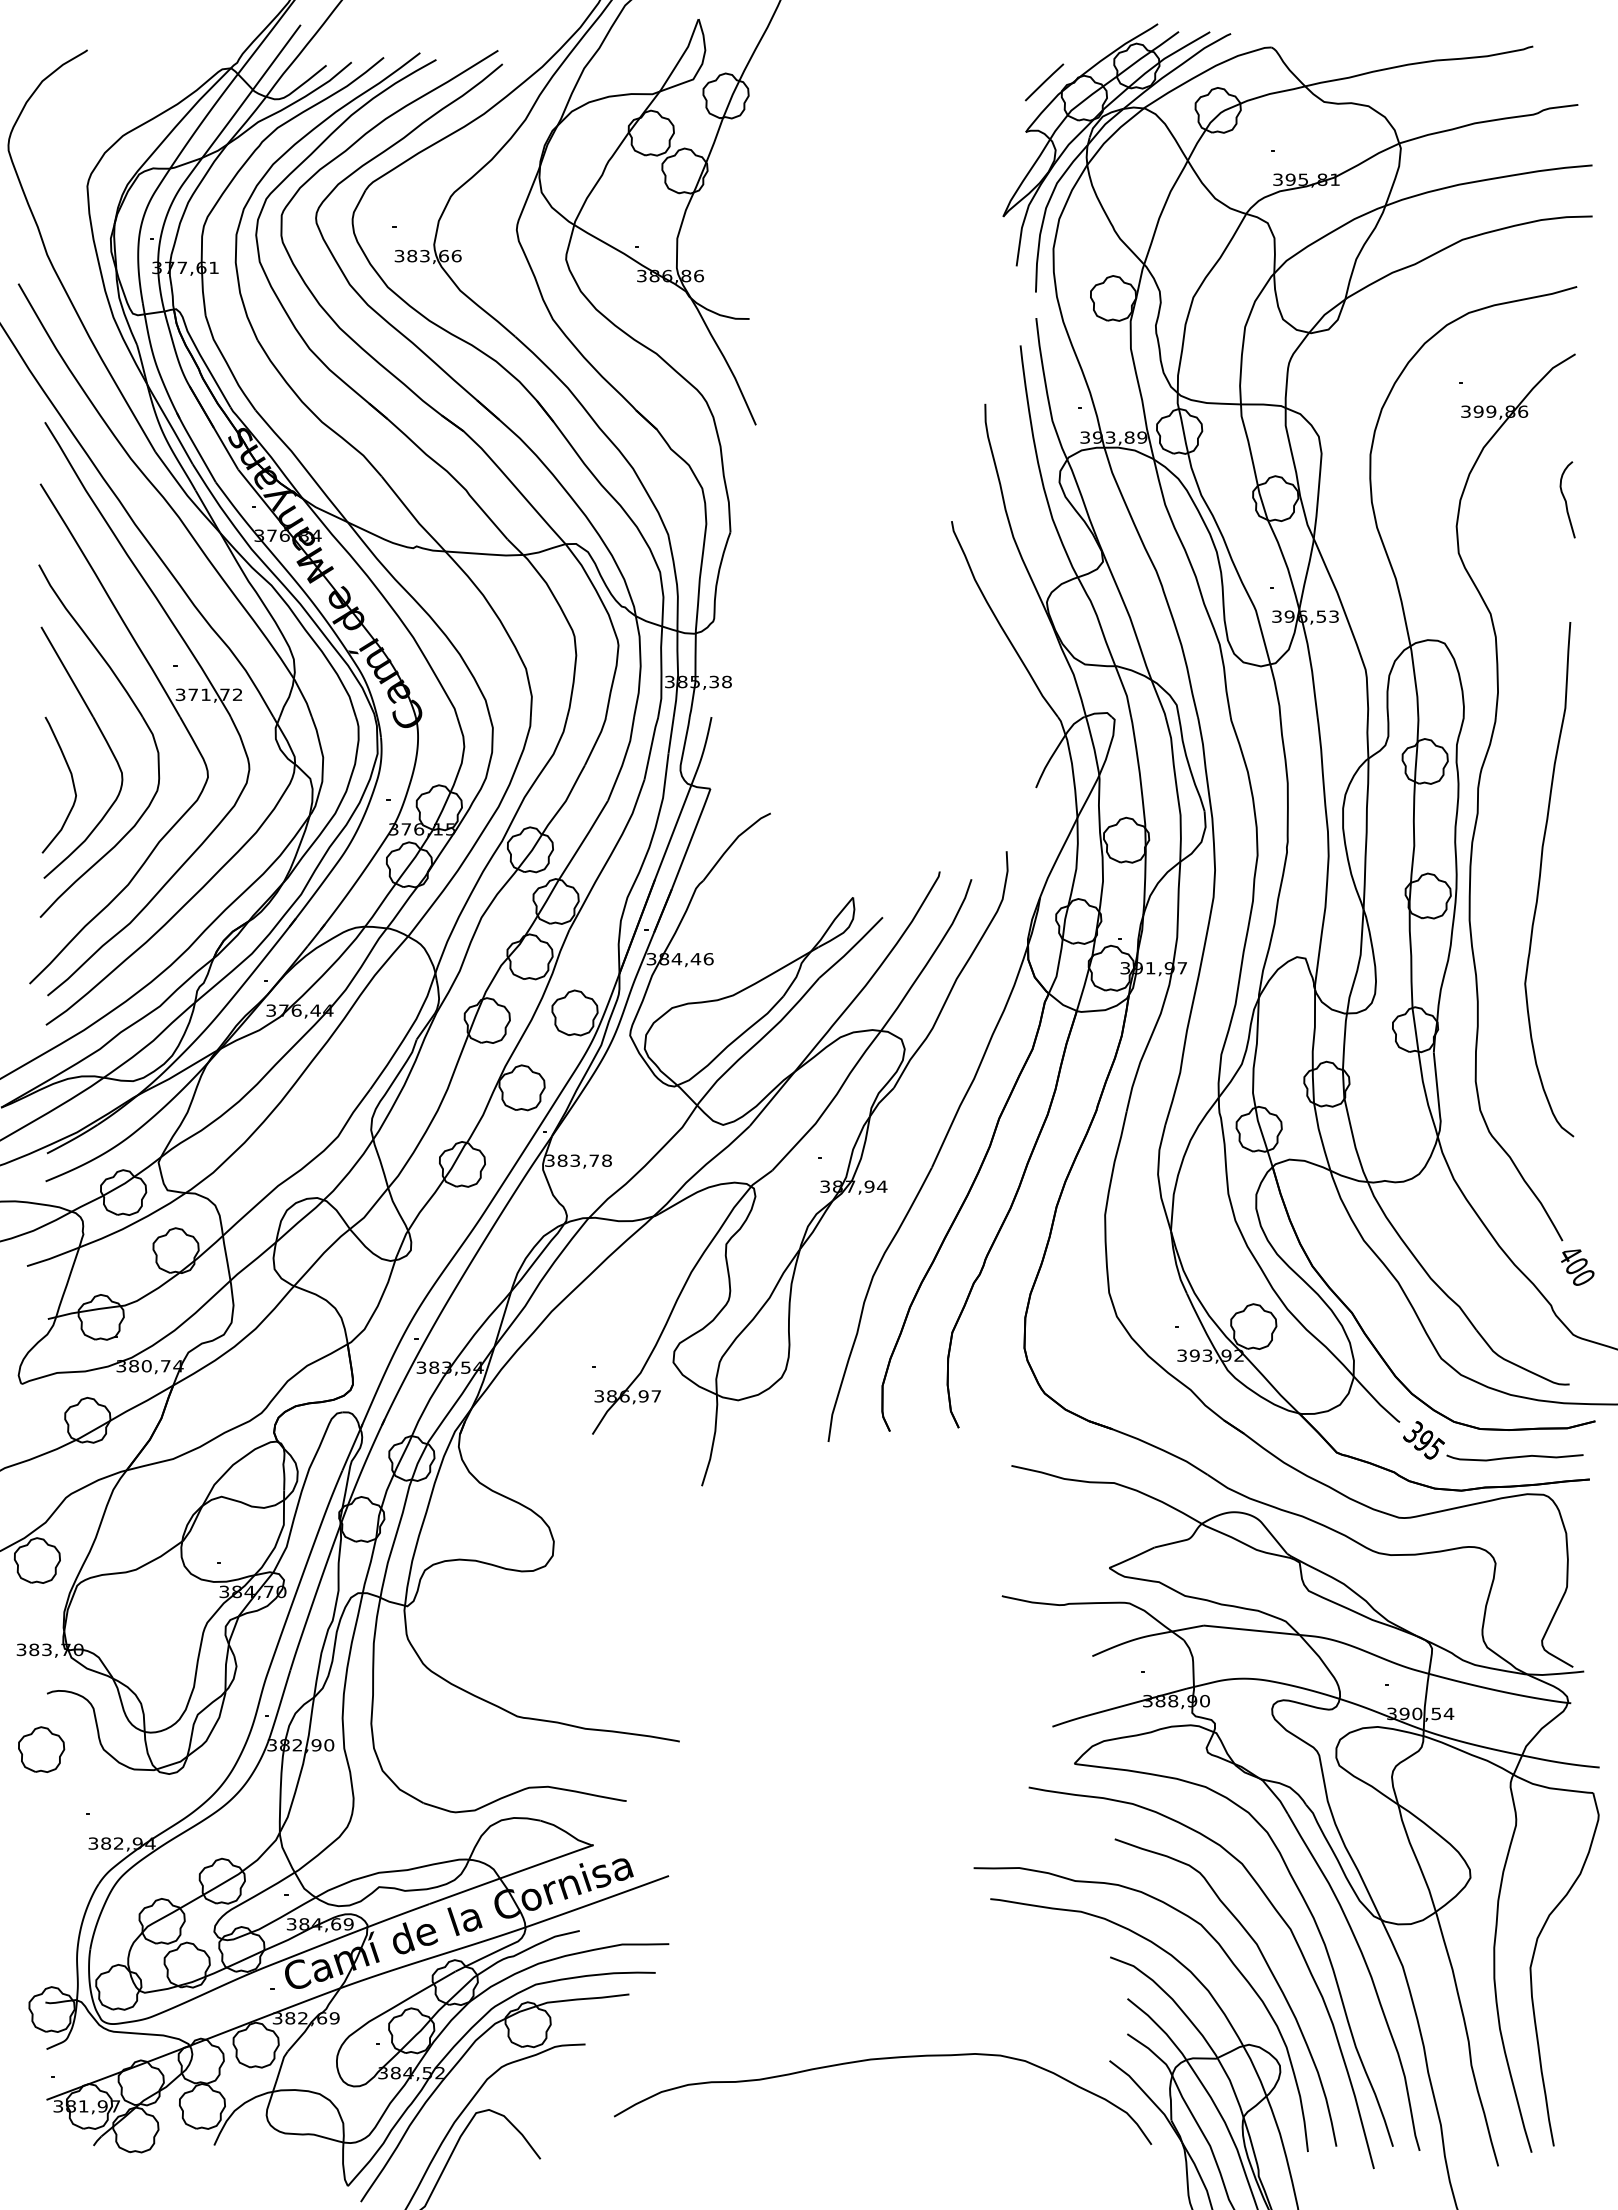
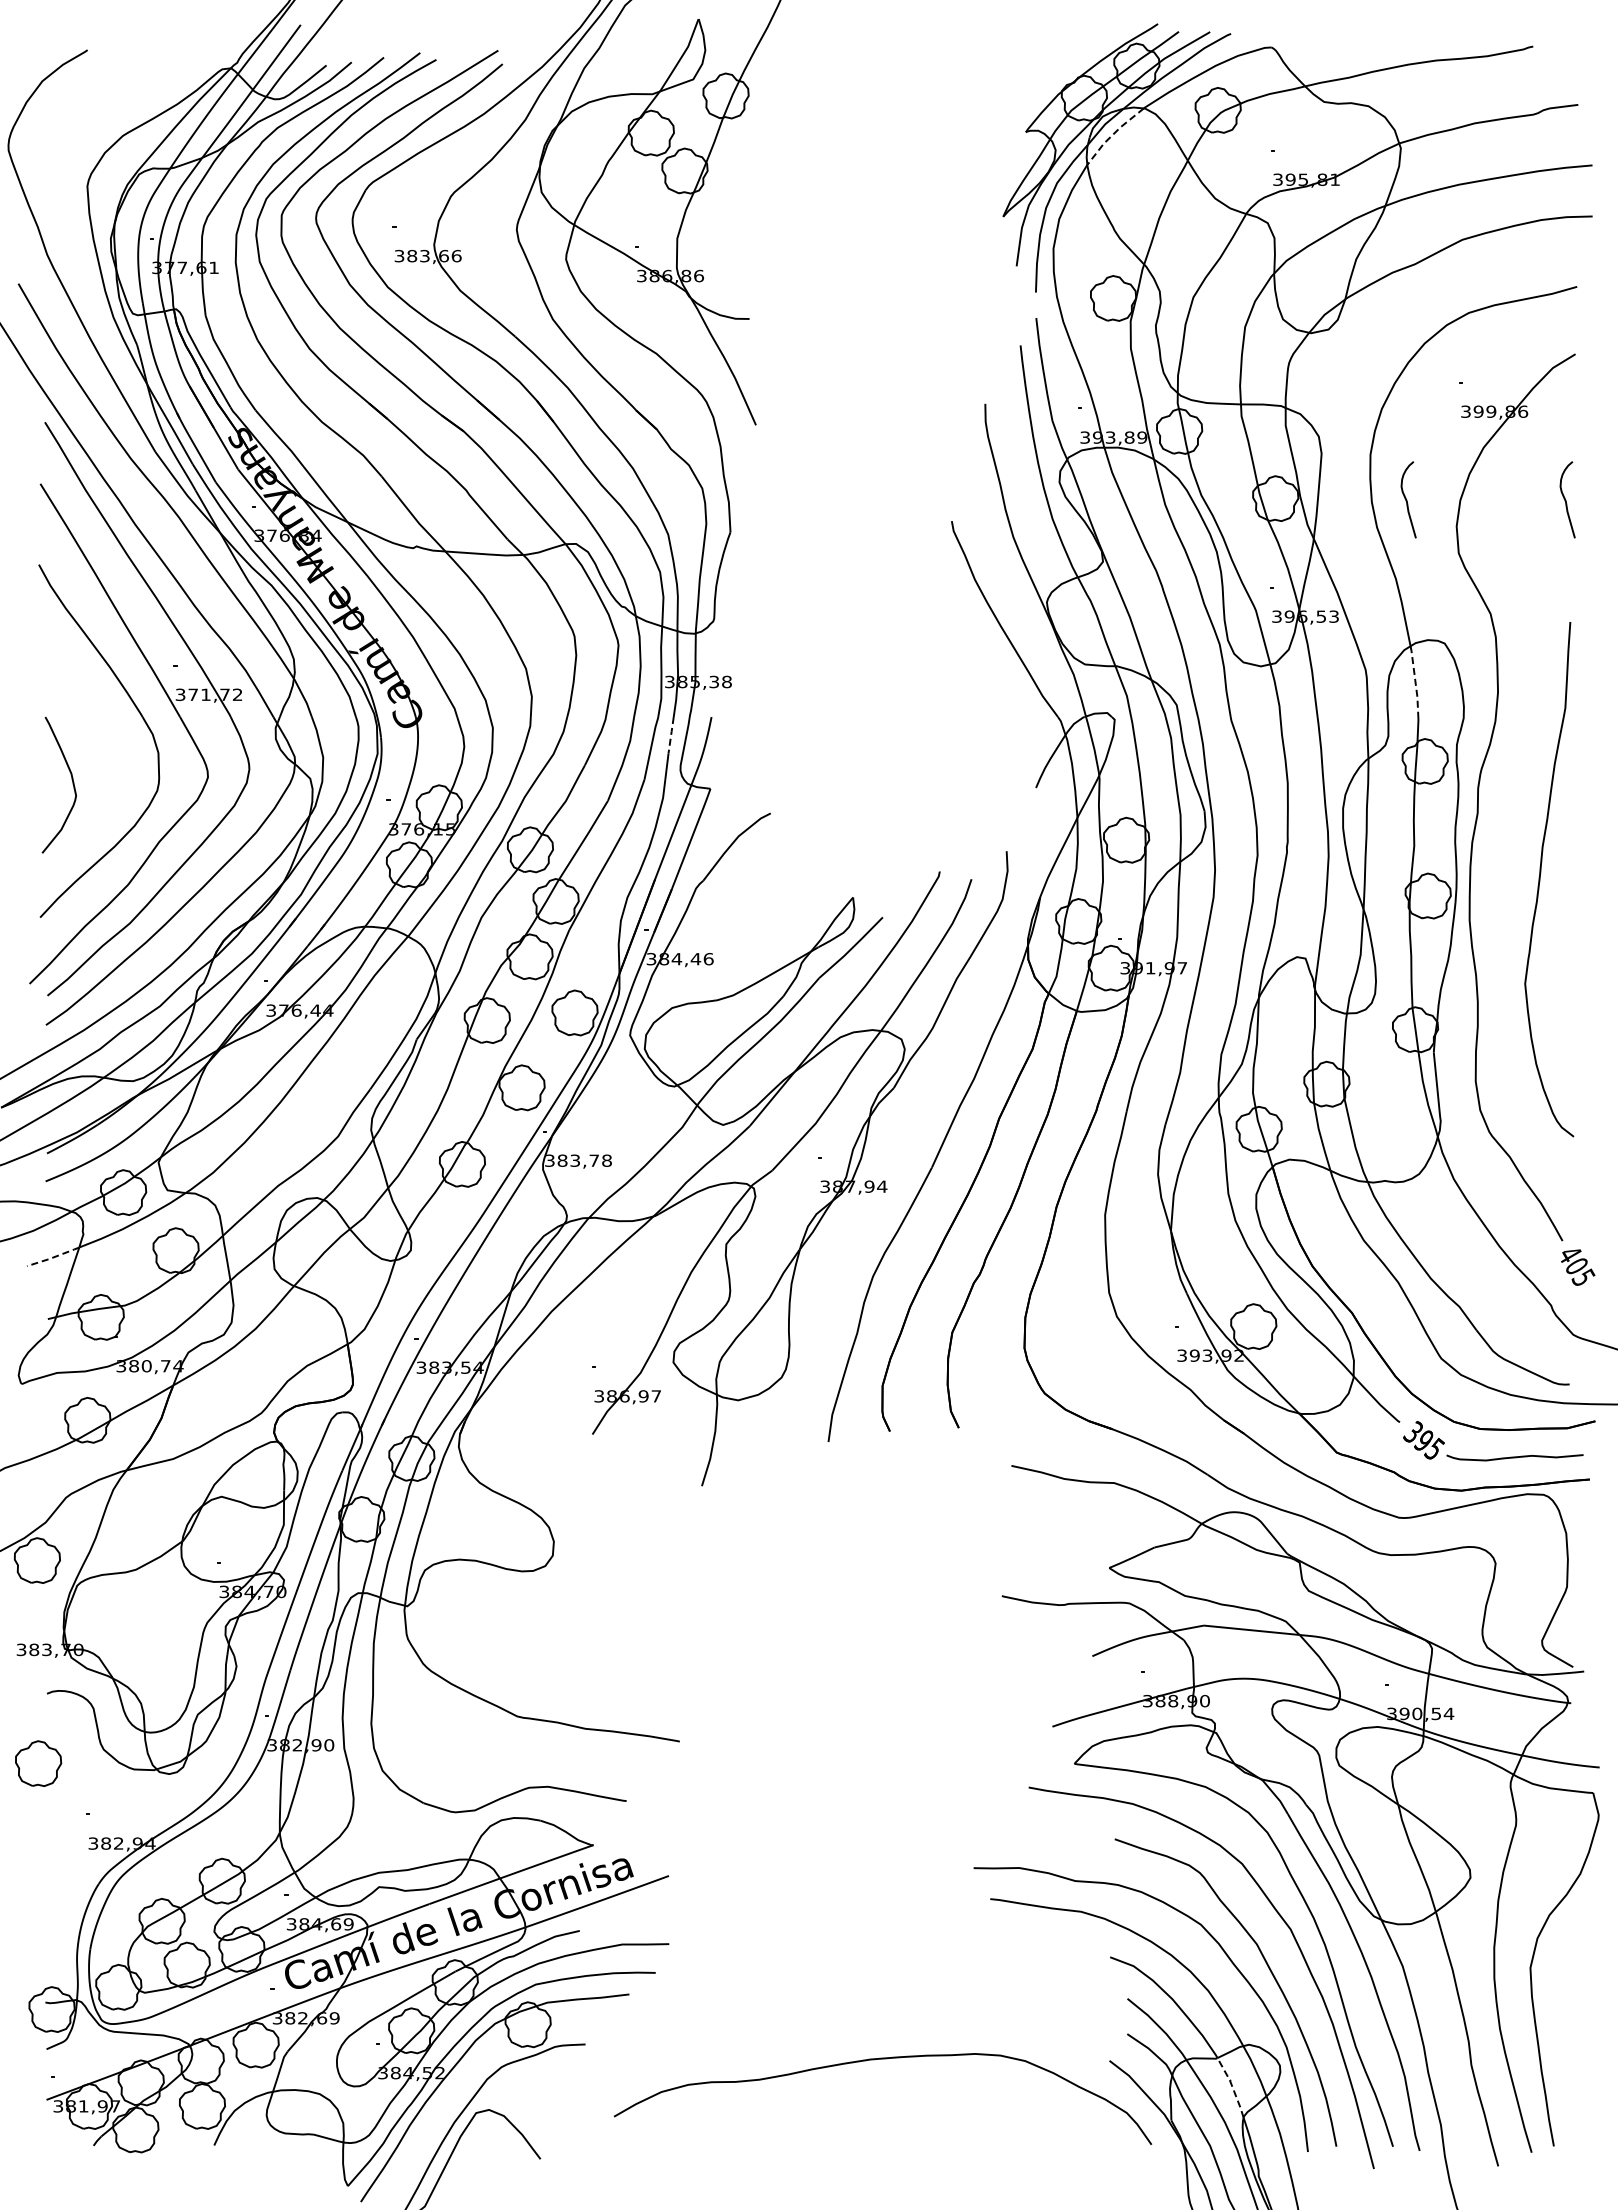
line: present -> none (1044, 82)
line: solid -> dashed (1113, 134)
curve: none -> present (1407, 500)
line: solid -> dashed (1415, 682)
line: solid -> dashed (671, 734)
part: present -> none (102, 736)
line: solid -> dashed (53, 1257)
text: 400 -> 405 (1583, 1276)
part position: (41, 1749) -> (38, 1763) (38, 1763)
line: solid -> dashed (1232, 2086)
